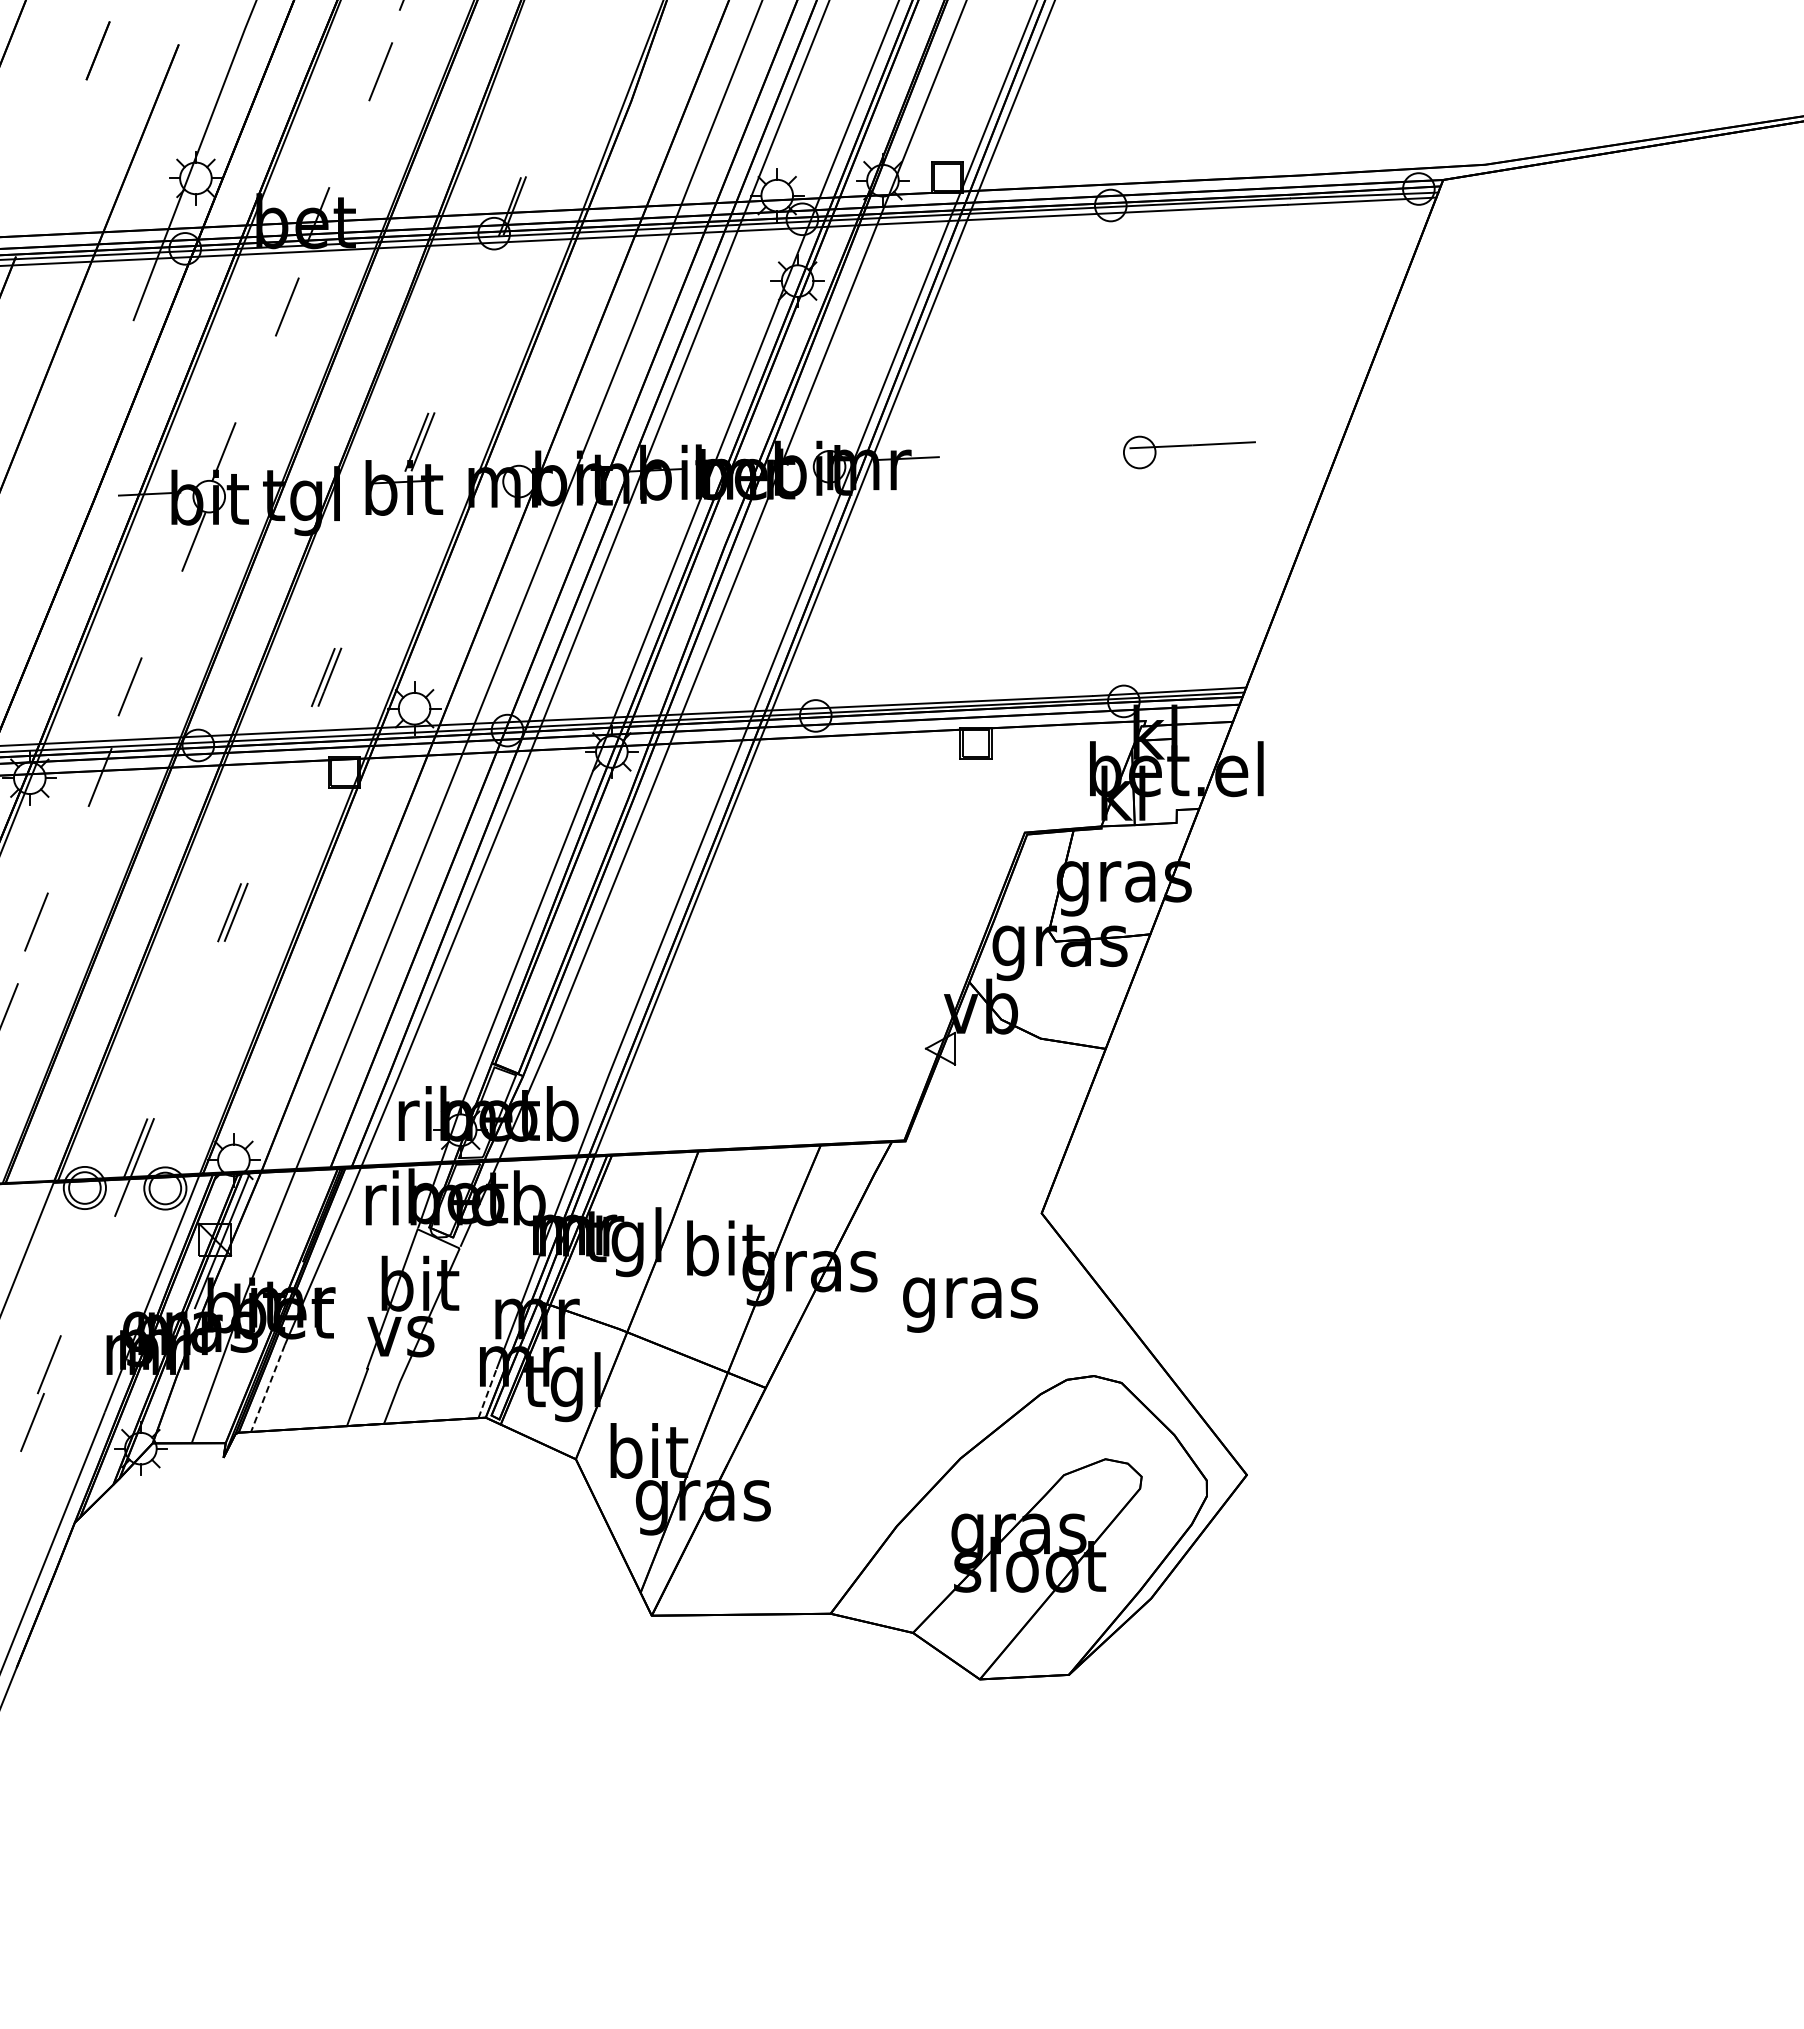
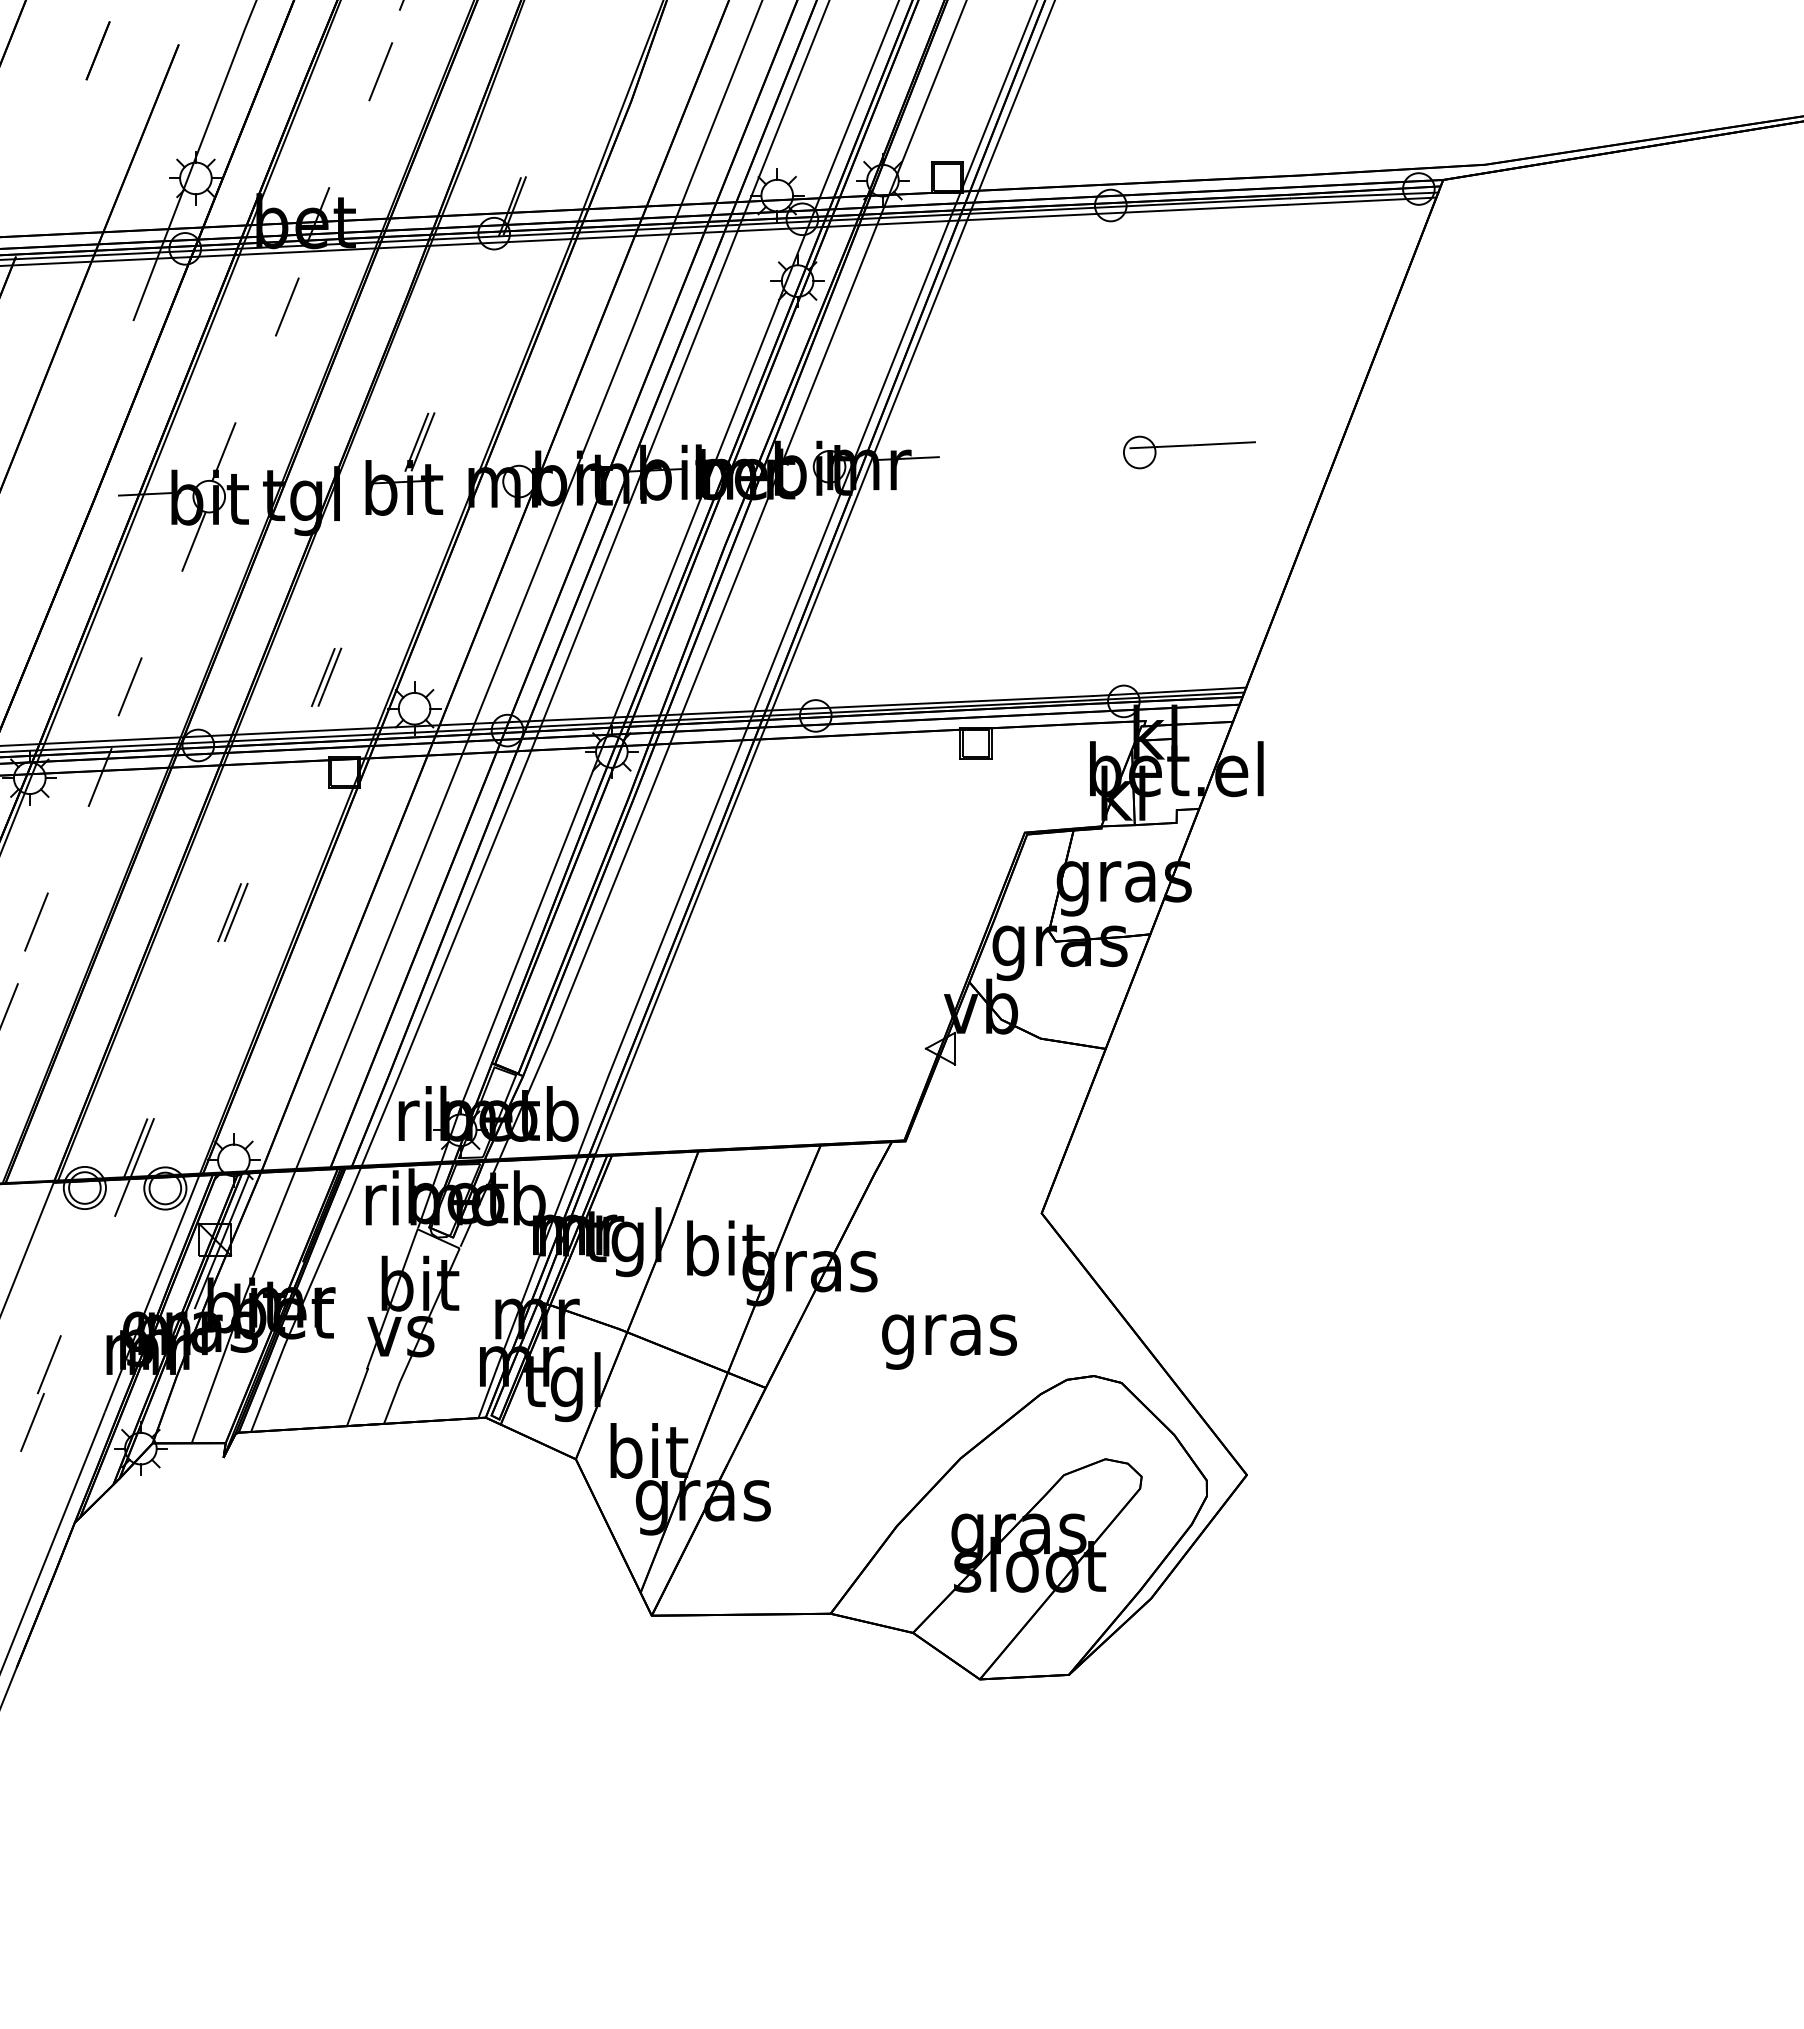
text position: (970, 1304) -> (949, 1341) (949, 1341)
line: dashed -> solid (267, 1388)
line: dashed -> solid (487, 1393)
